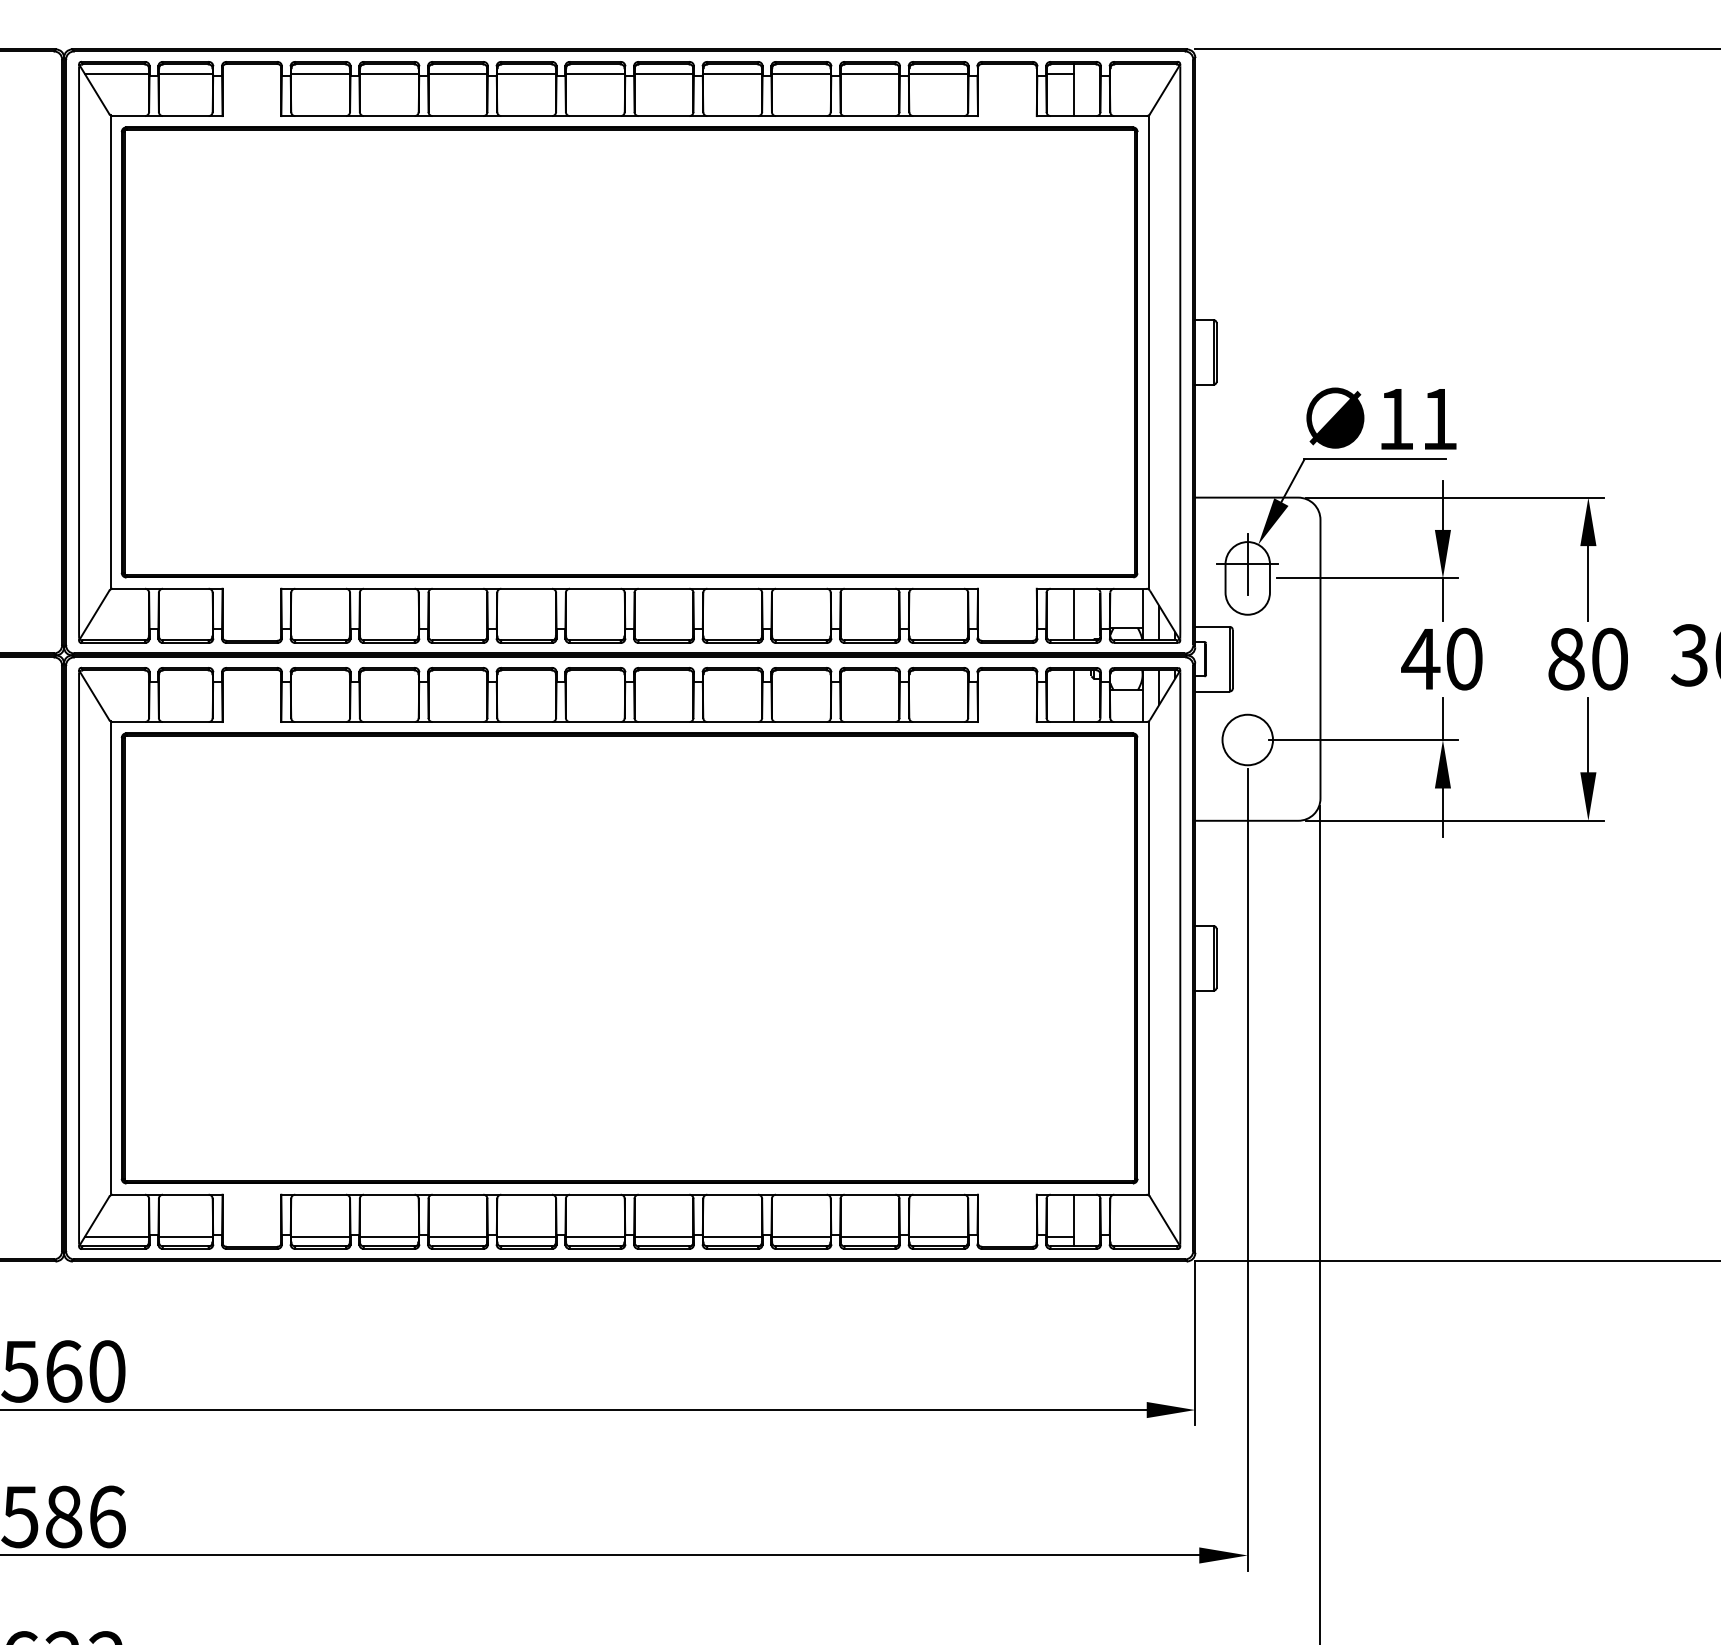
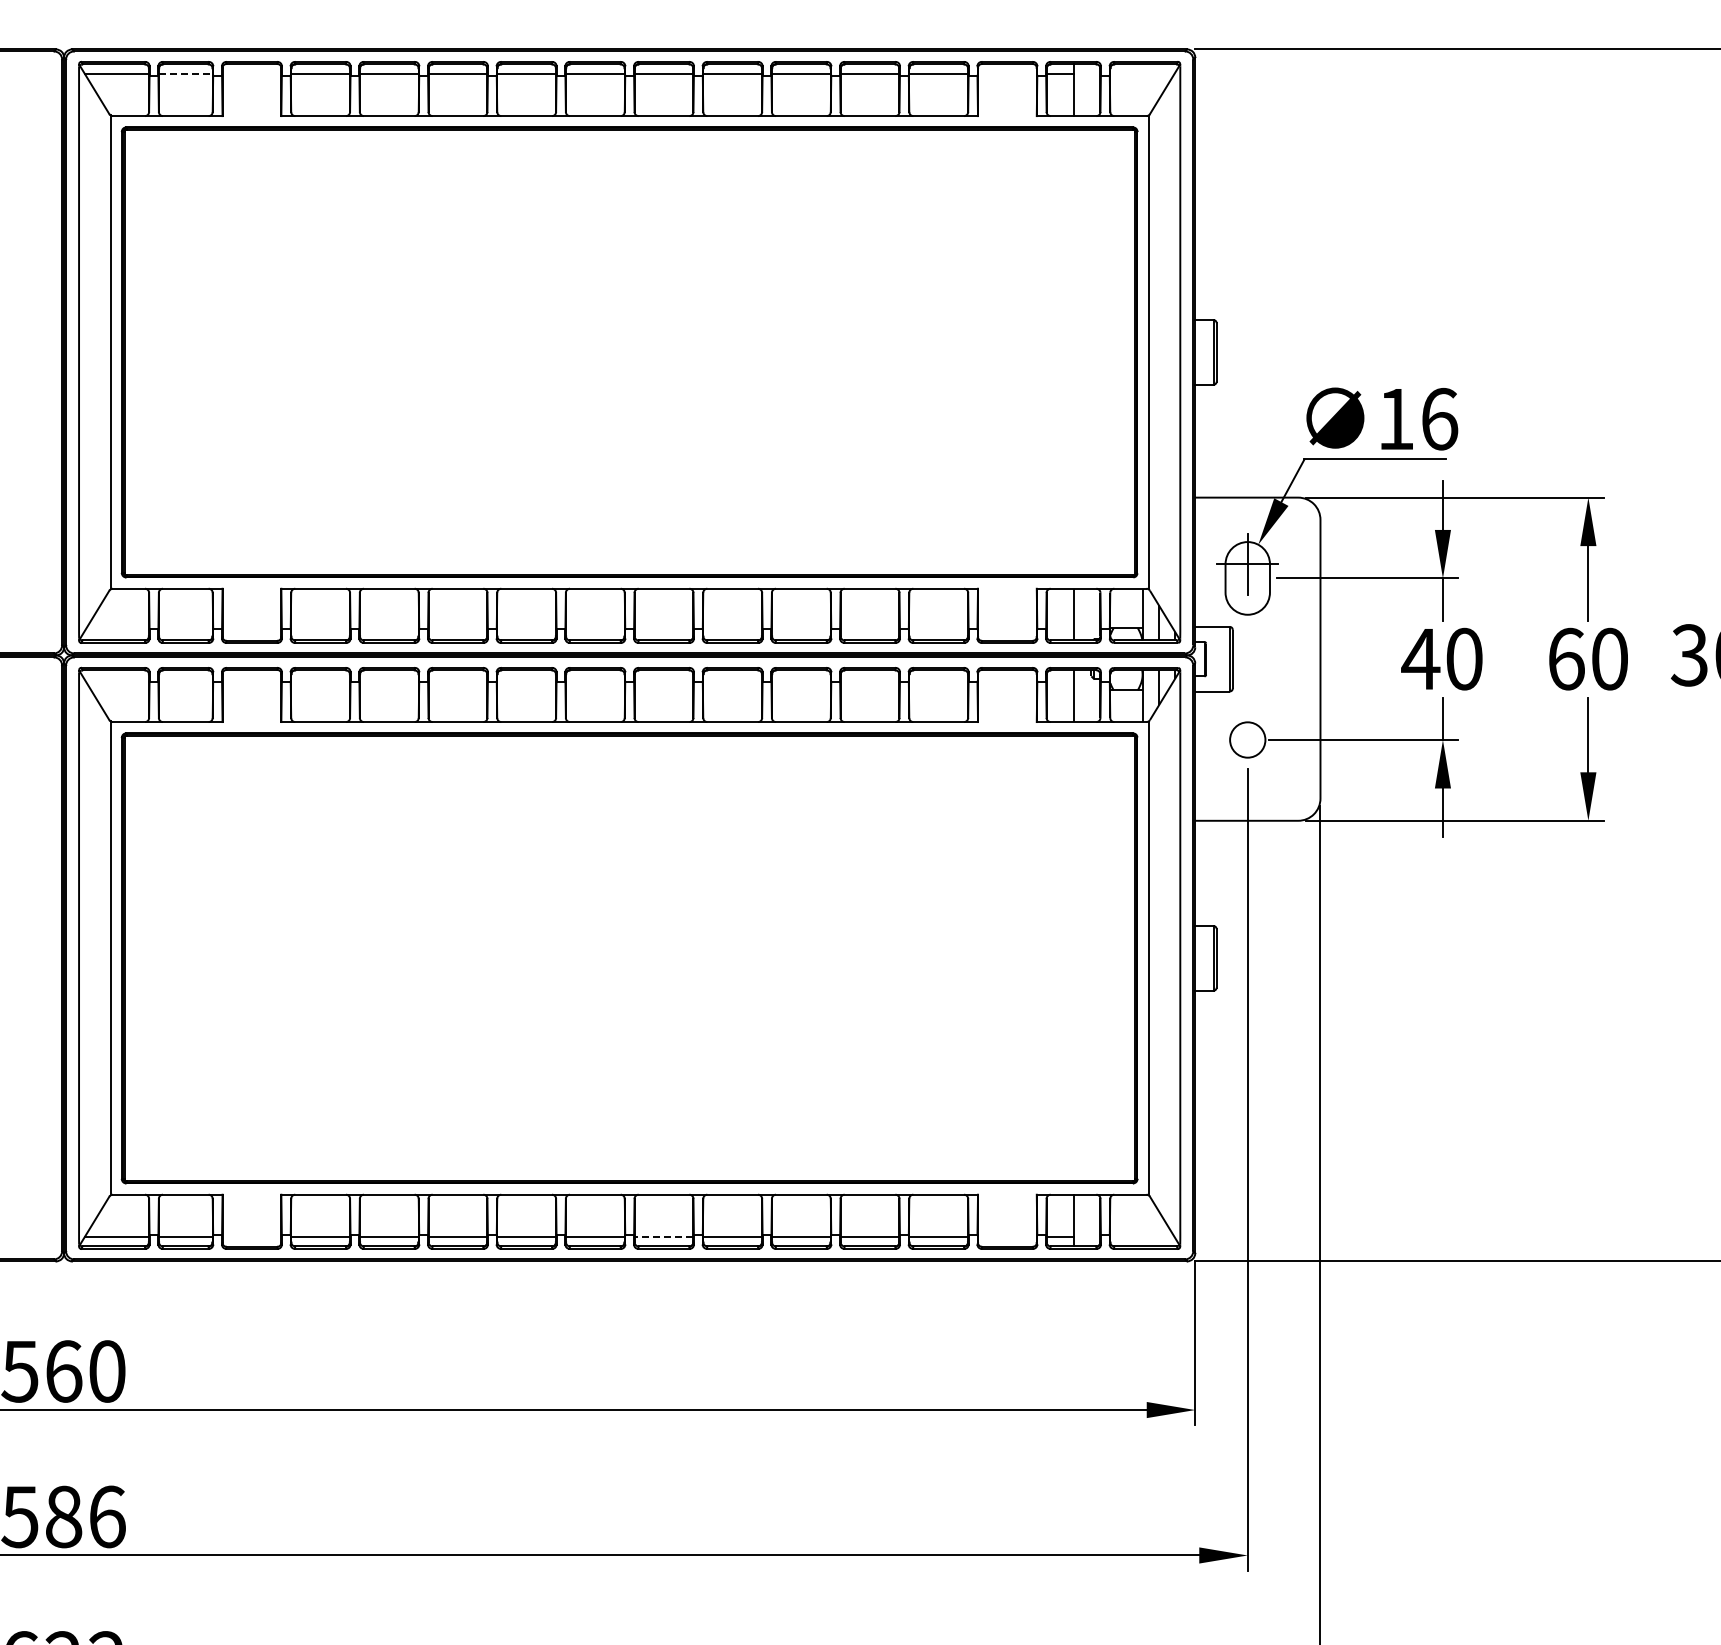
line: solid -> dashed (185, 73)
text: 11 -> 16 (1440, 418)
text: 80 -> 60 (1566, 658)
circle diameter: 50 px -> 35 px (1247, 739)
line: solid -> dashed (663, 1237)
